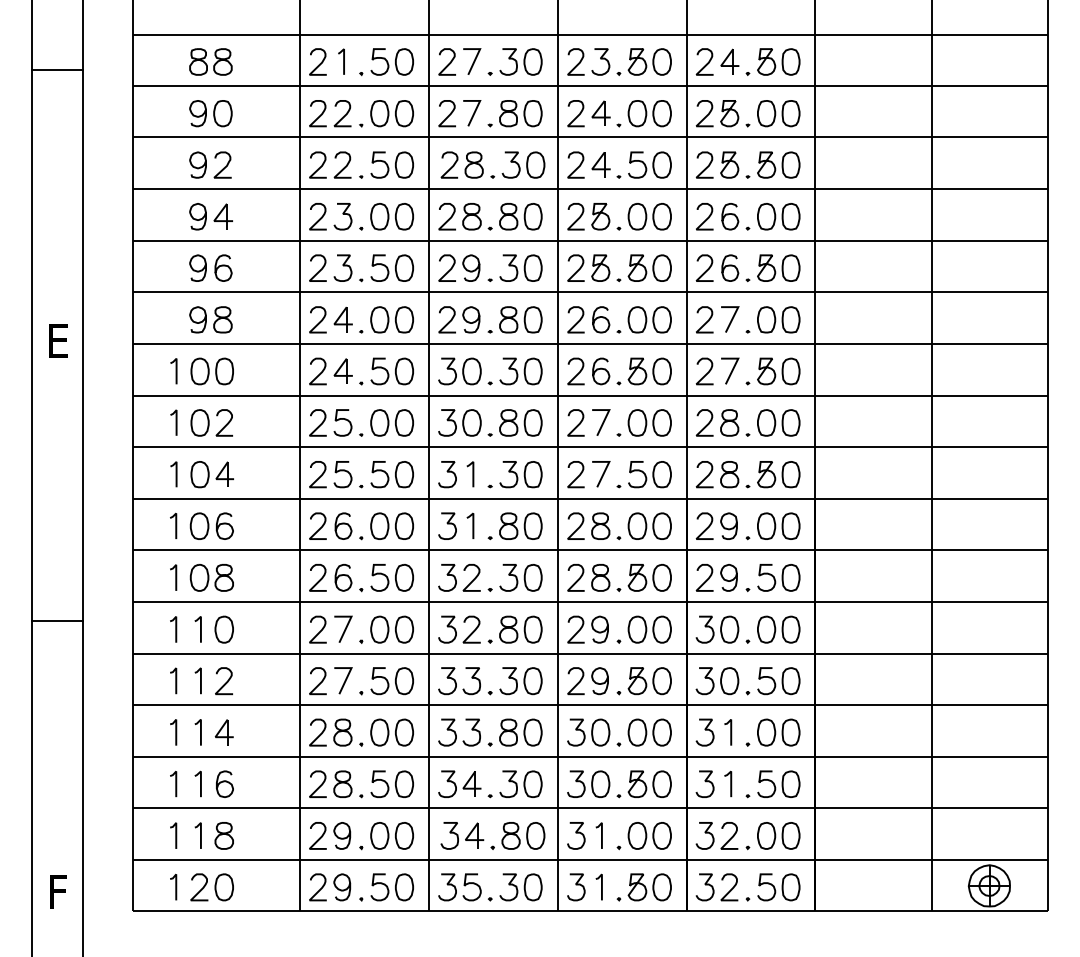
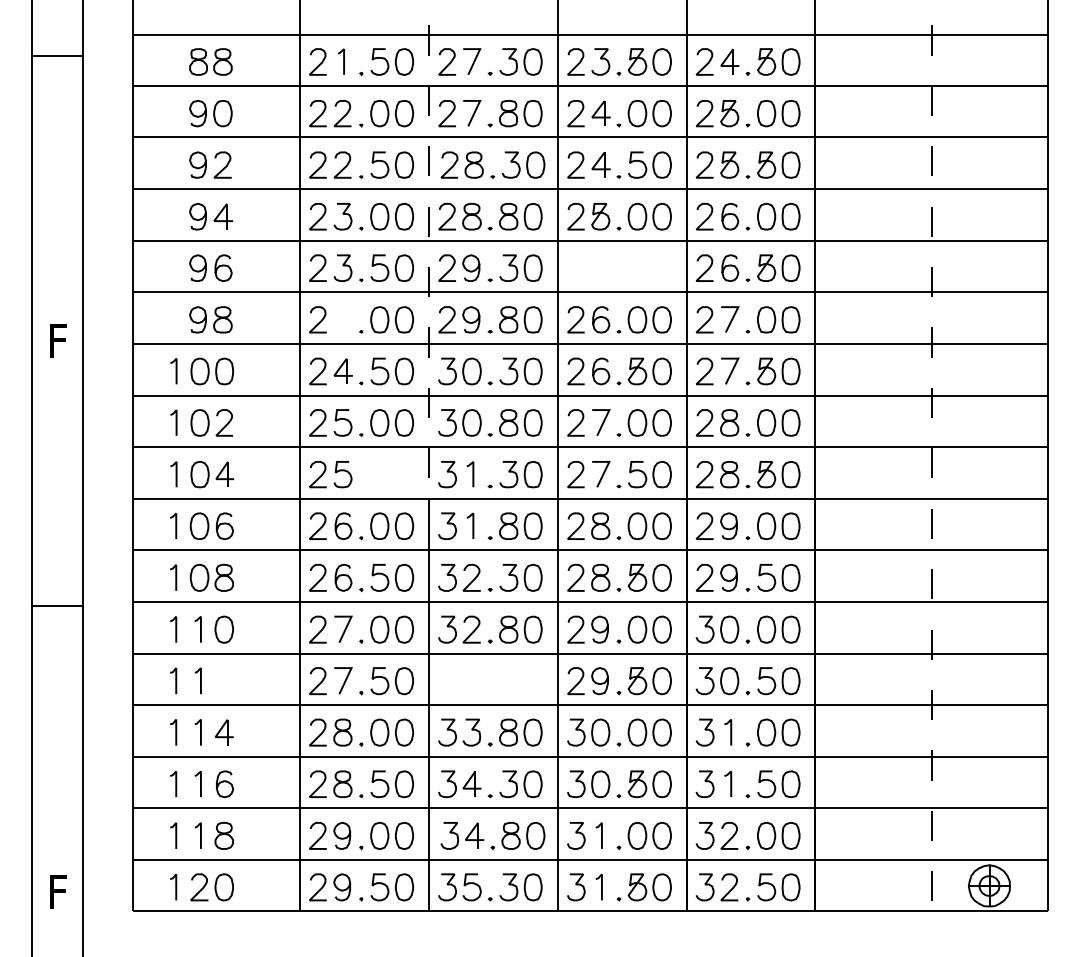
line position: (57, 69) -> (57, 55) (57, 55)
line: solid -> dashed (428, 249)
part: present -> none (610, 271)
part: present -> none (342, 319)
text: E -> F (58, 340)
line: solid -> dashed (931, 456)
part: present -> none (386, 474)
line position: (57, 620) -> (57, 605) (57, 605)
part: present -> none (480, 681)
curve: present -> none (225, 682)
